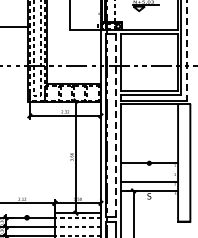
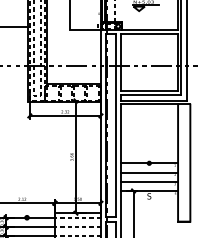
line: dashed -> solid (187, 50)
line: dashed -> solid (115, 125)
line: none -> present (149, 172)
